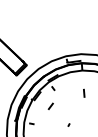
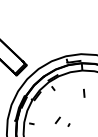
curve position: (50, 105) -> (57, 119) (57, 119)
